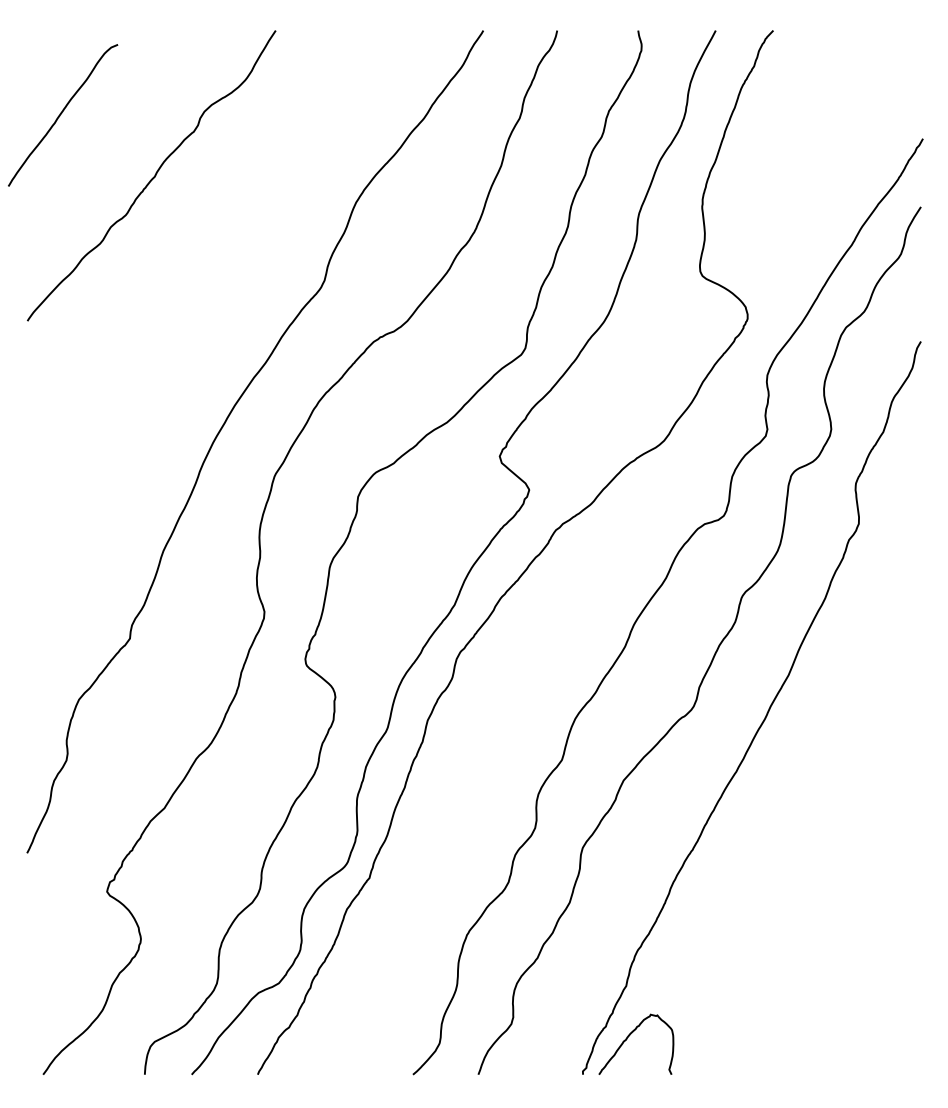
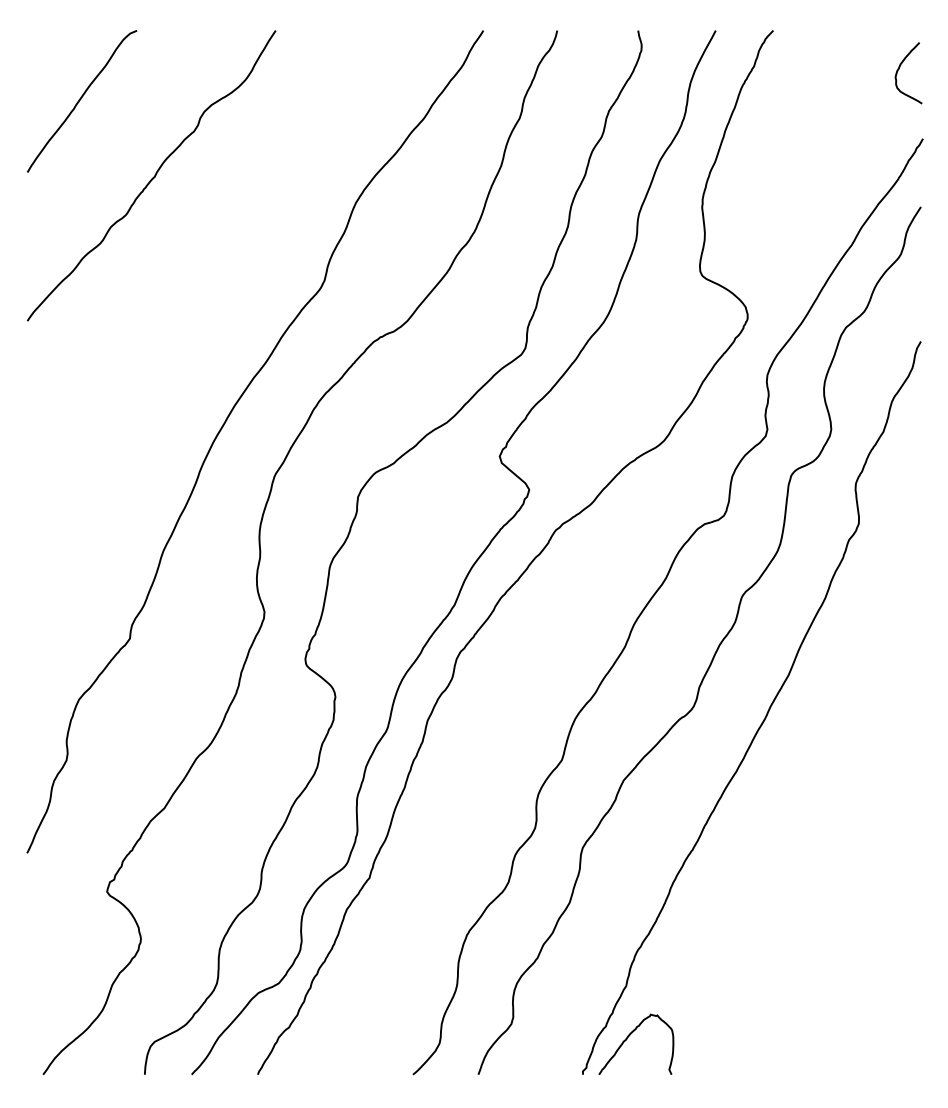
curve: none -> present (899, 69)
curve position: (62, 113) -> (81, 99) (81, 99)
